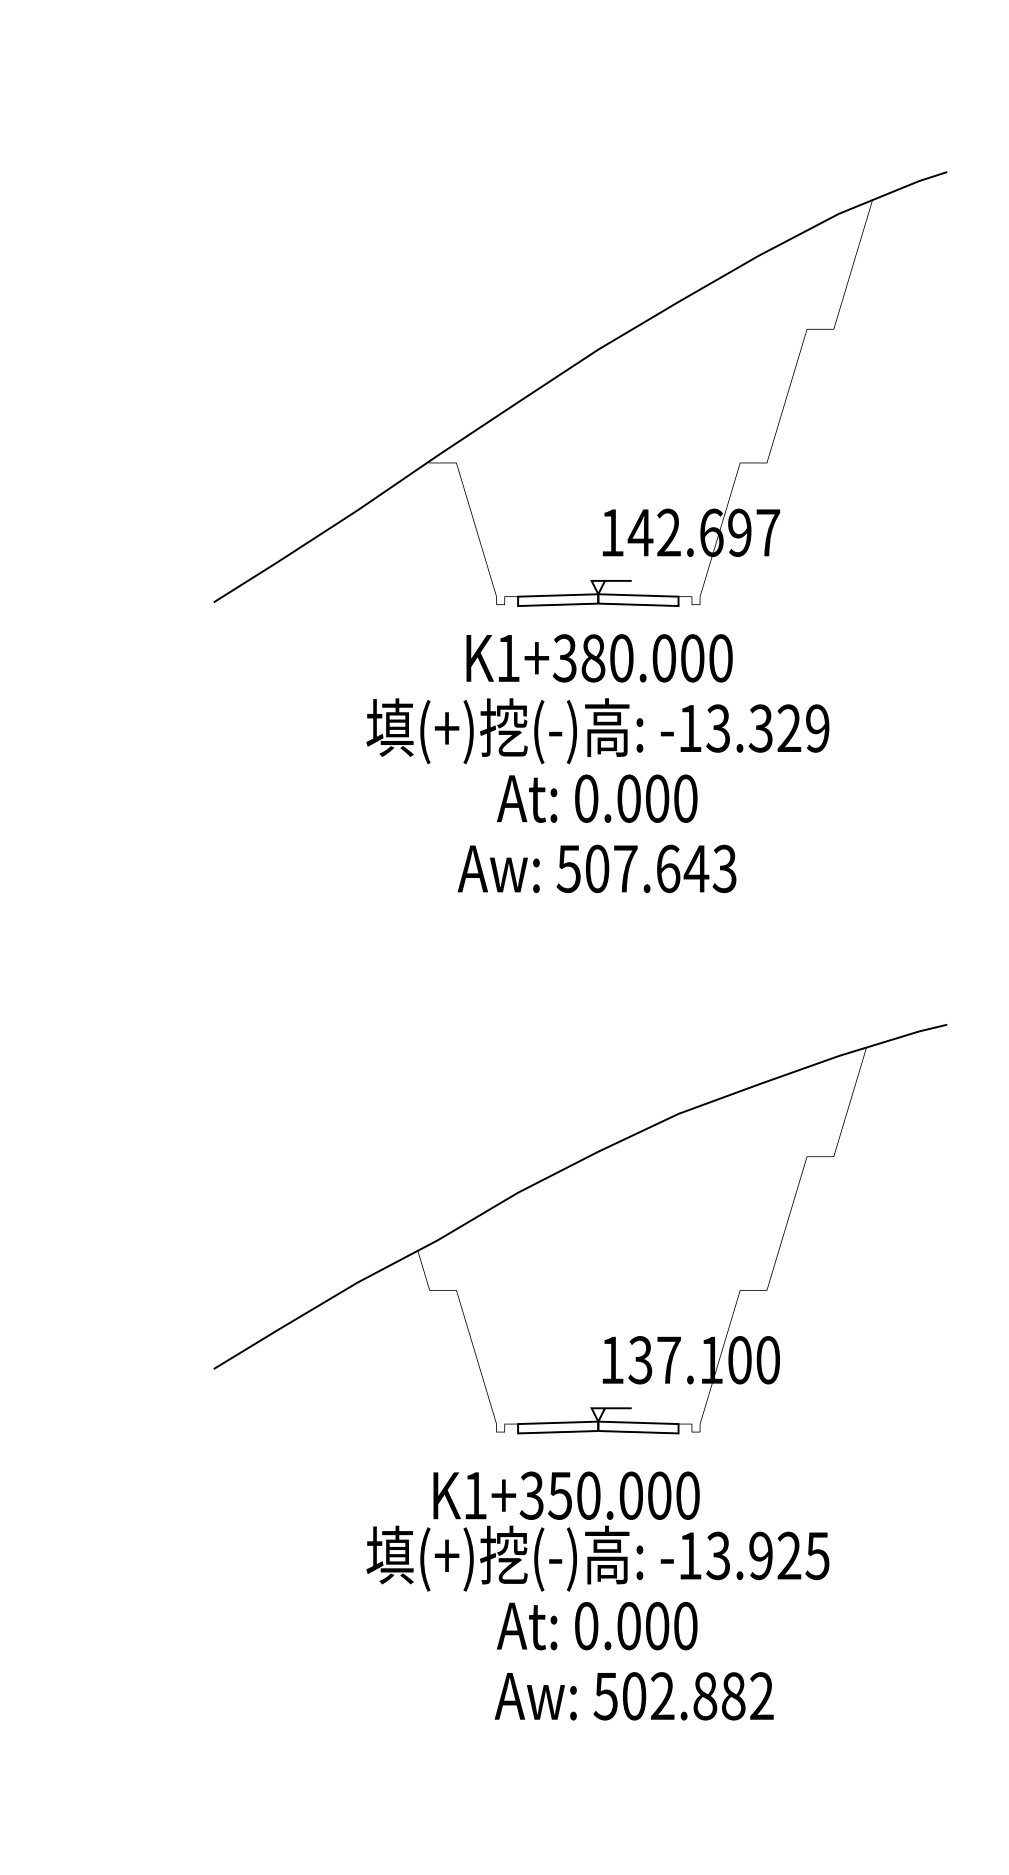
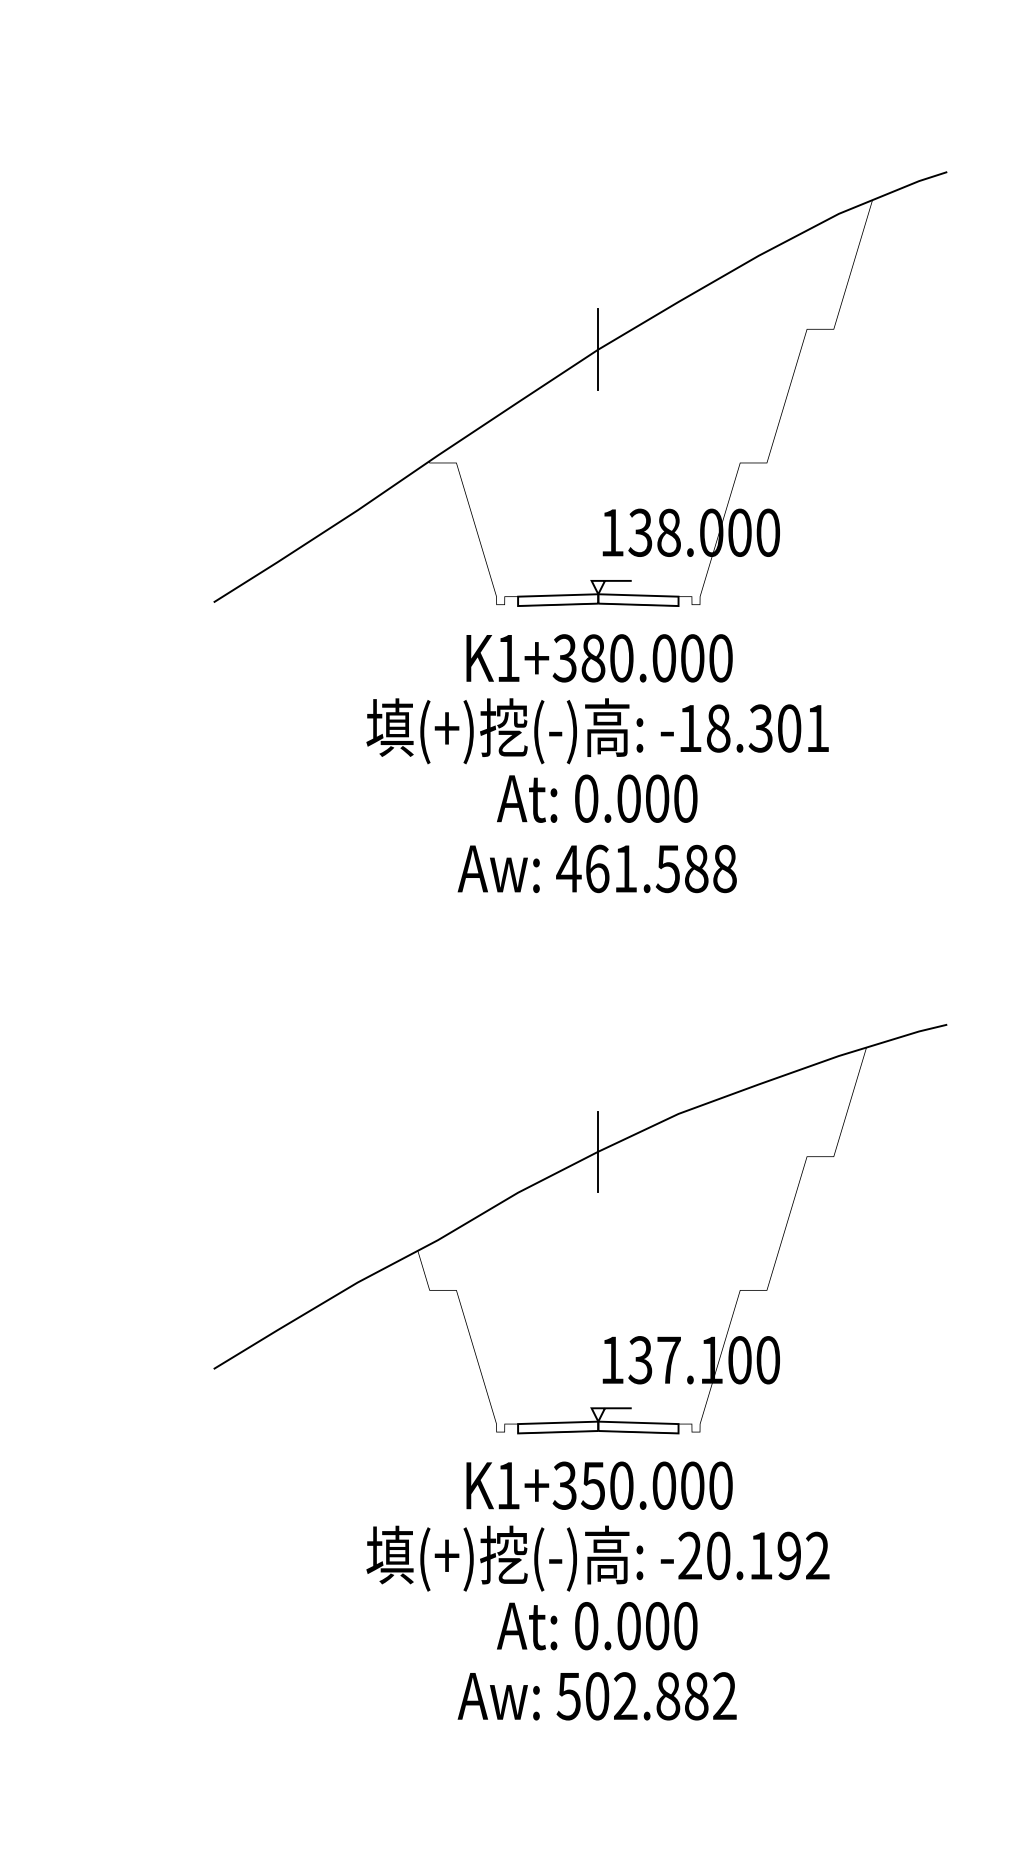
line: none -> present (598, 349)
text: 142.697 -> 138.000 (703, 532)
text: -13.329 -> -18.301 (767, 728)
text: 507.643 -> 461.588 (646, 868)
line: none -> present (598, 1151)
text position: (566, 1495) -> (599, 1485) (599, 1485)
text: -13.925 -> -20.192 (753, 1555)
text position: (633, 1696) -> (596, 1696) (596, 1696)
